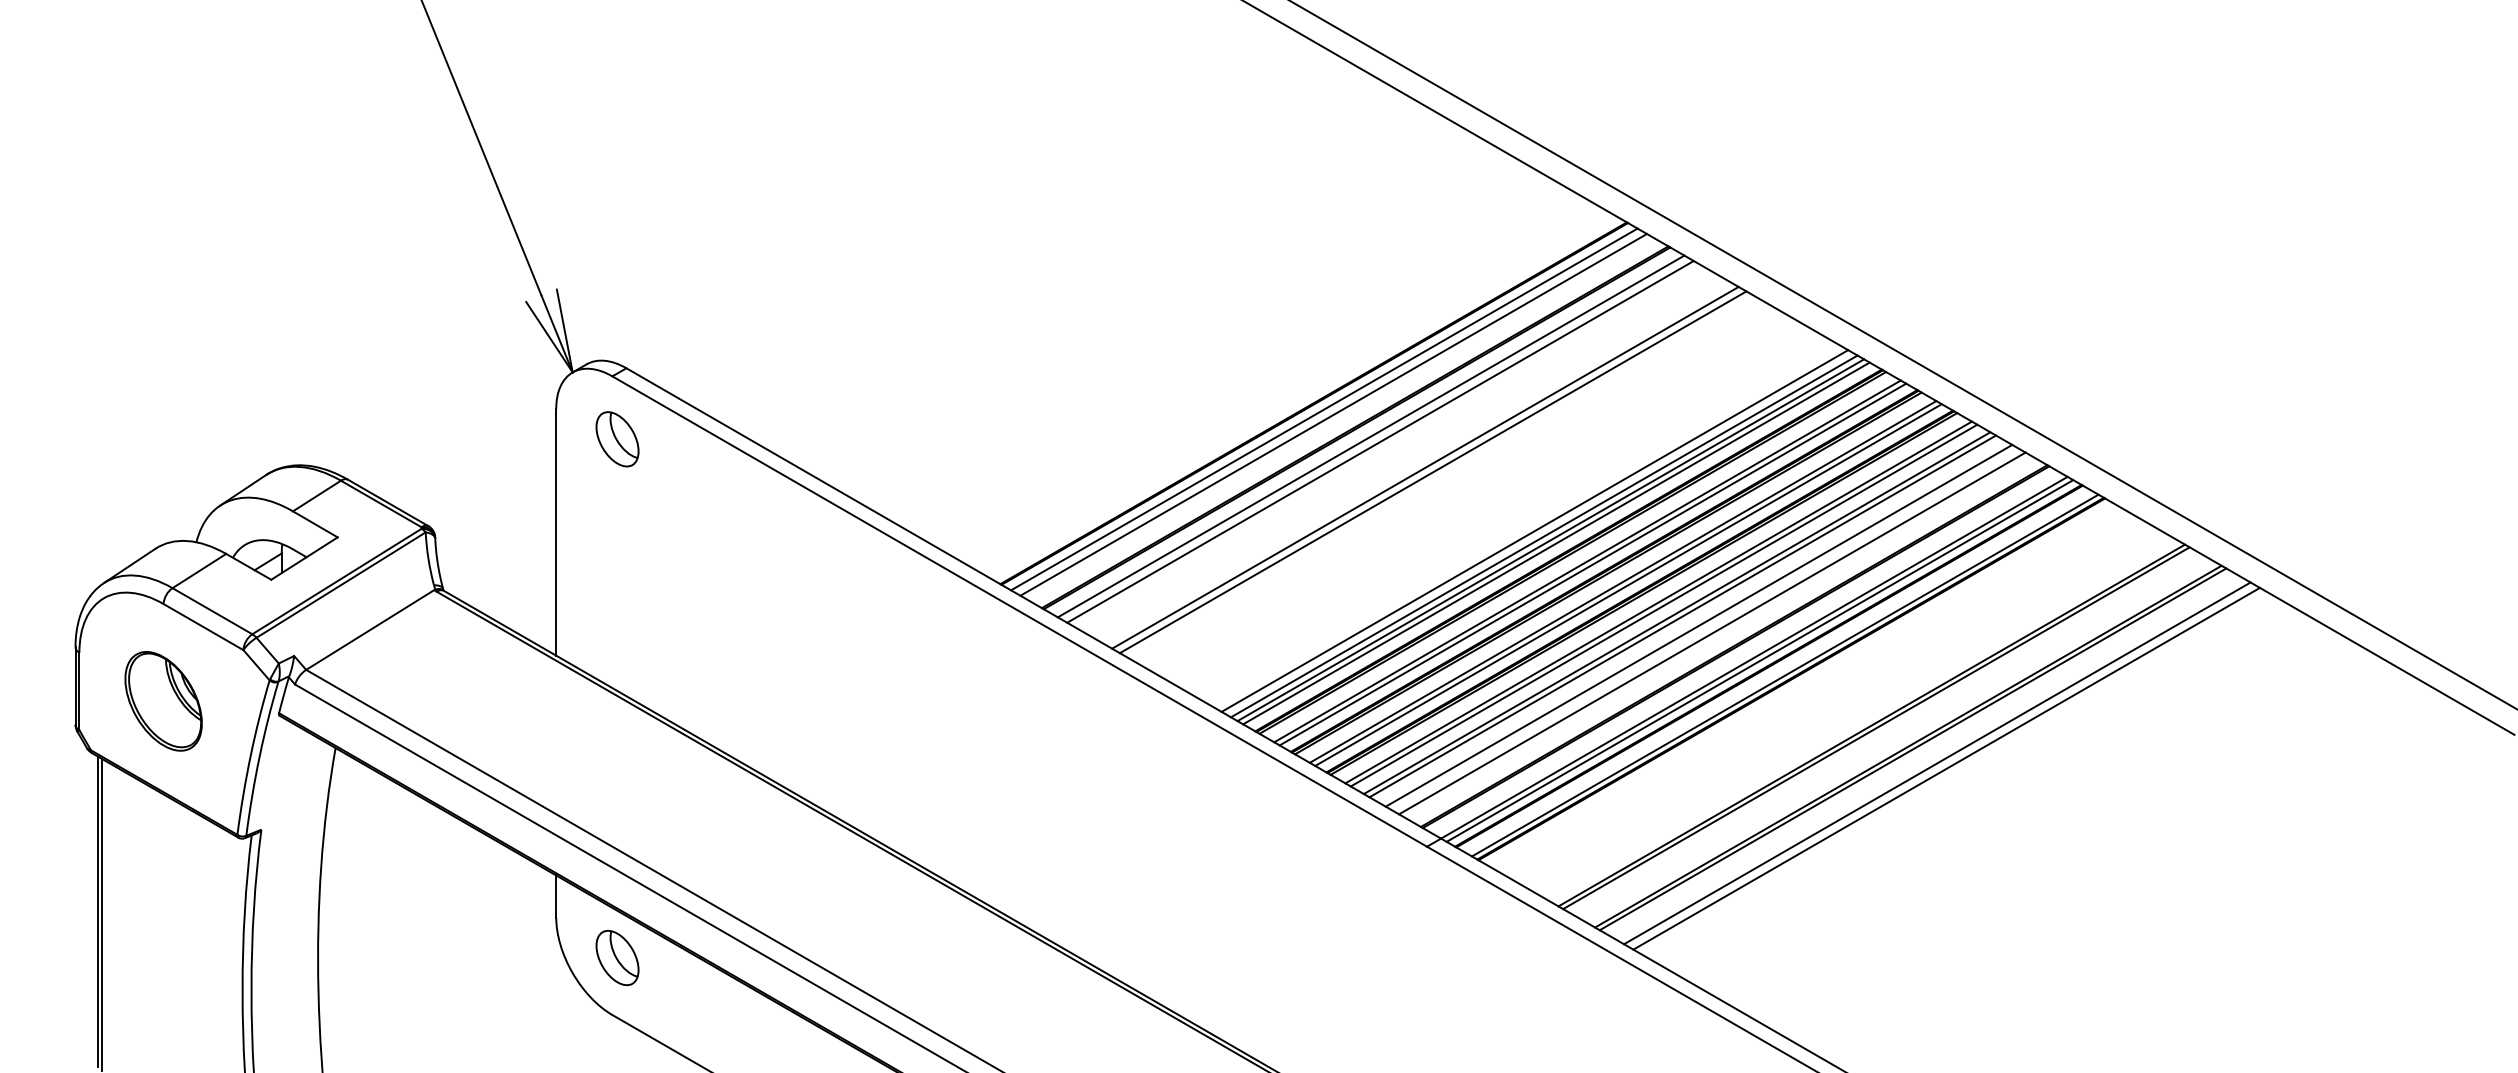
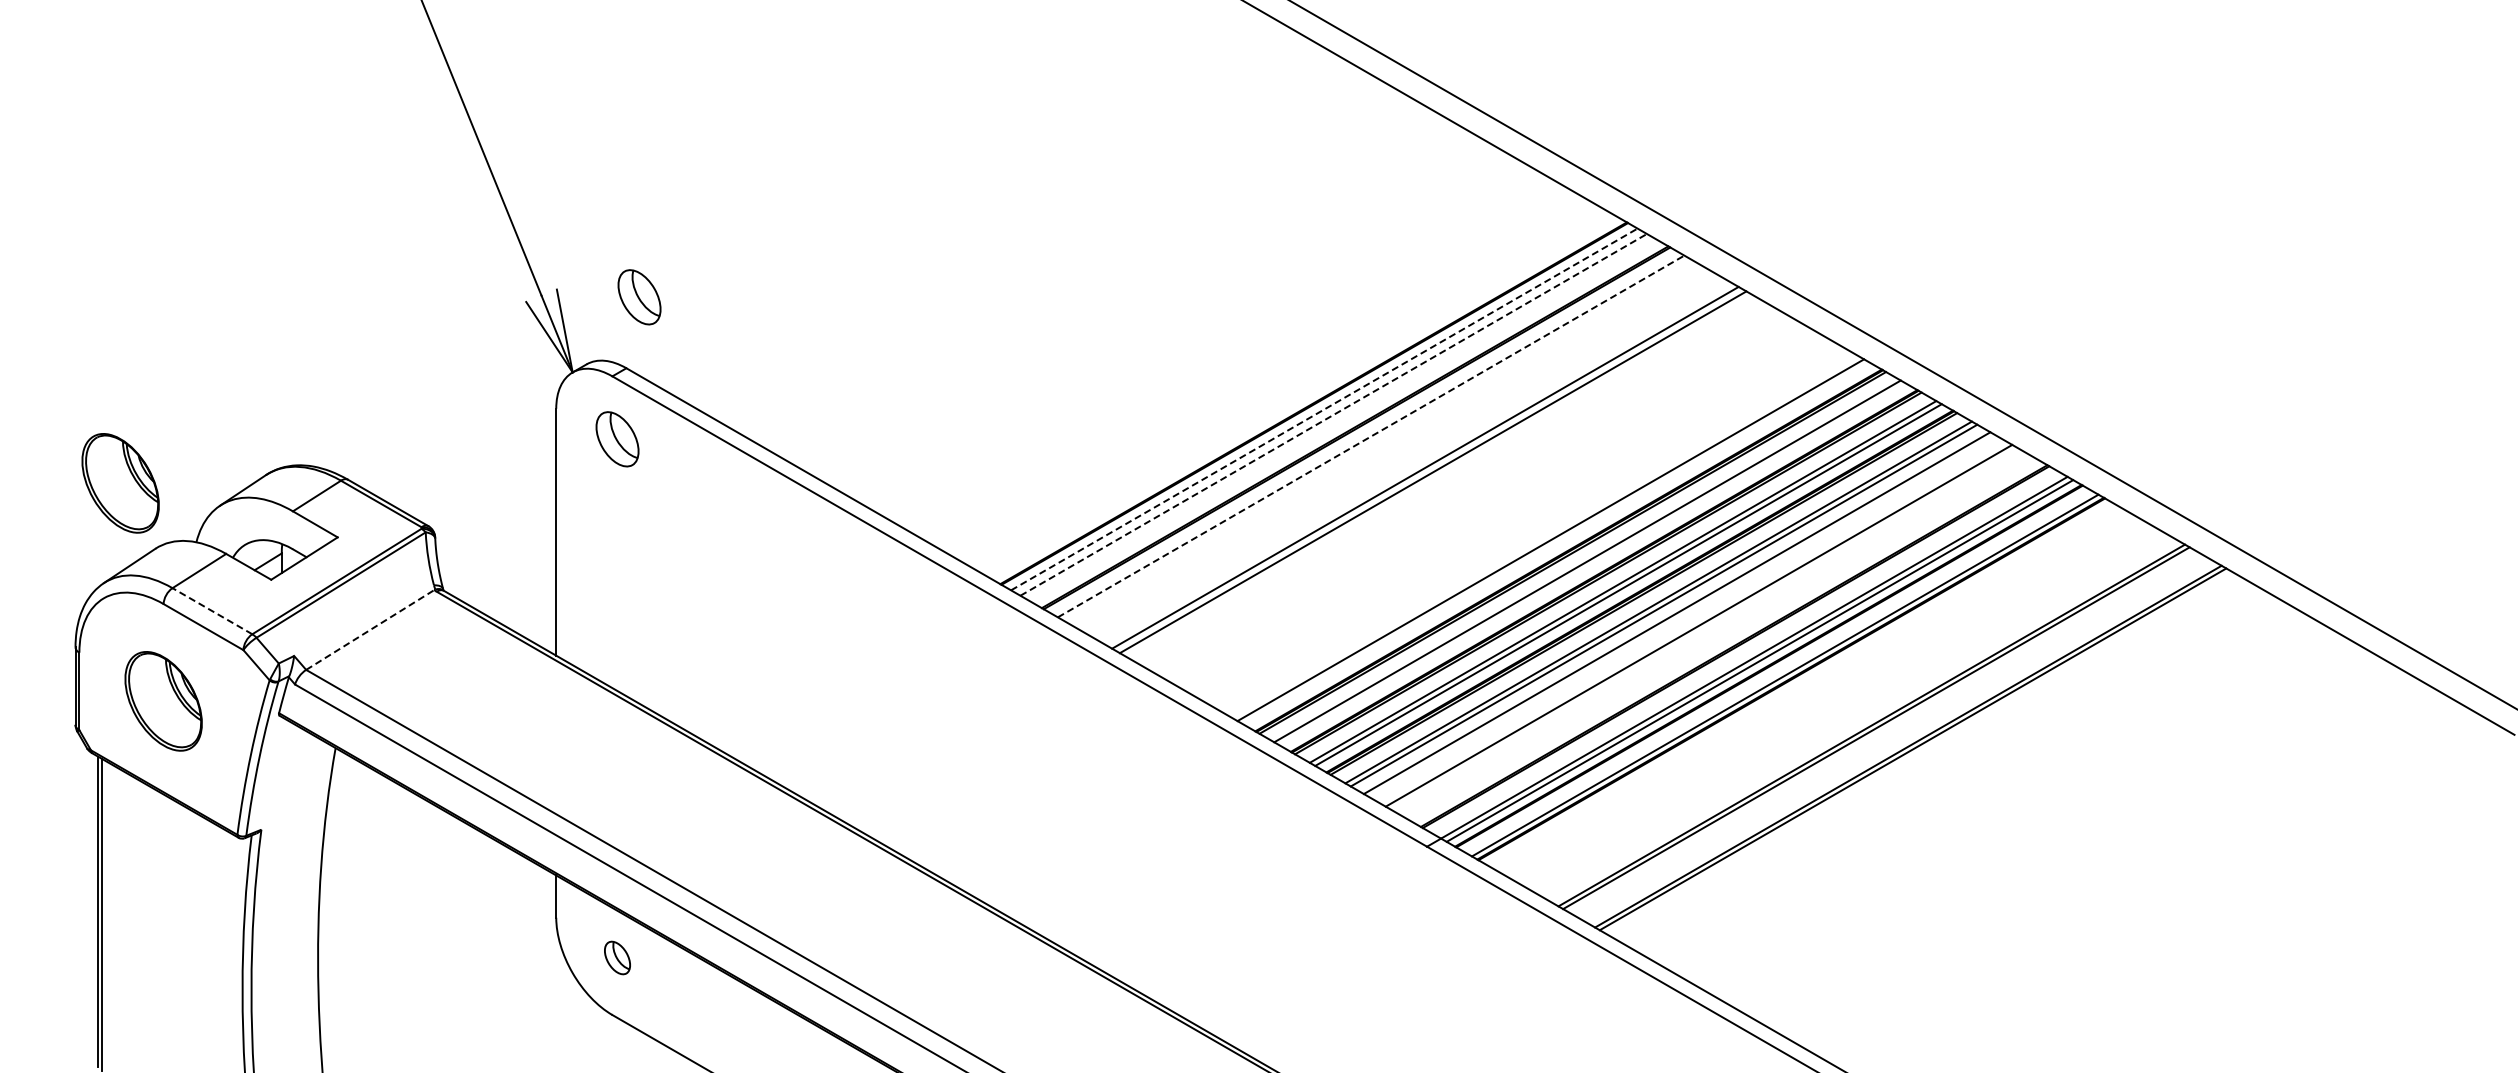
part: none -> present (639, 297)
line: solid -> dashed (1324, 409)
line: solid -> dashed (1333, 414)
line: solid -> dashed (1371, 436)
line: present -> none (1380, 441)
part: none -> present (120, 483)
line: present -> none (1534, 530)
line: present -> none (1544, 536)
line: present -> none (1556, 543)
line: present -> none (1592, 564)
line: solid -> dashed (212, 610)
line: present -> none (1682, 616)
line: solid -> dashed (370, 629)
line: present -> none (1712, 633)
line: present -> none (1937, 763)
line: present -> none (1946, 768)
part size: 45x58 px -> 27x36 px (617, 957)
